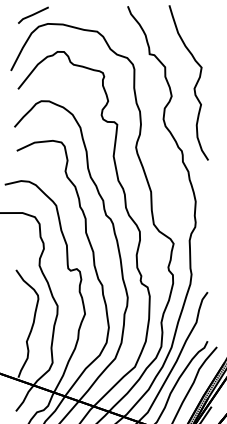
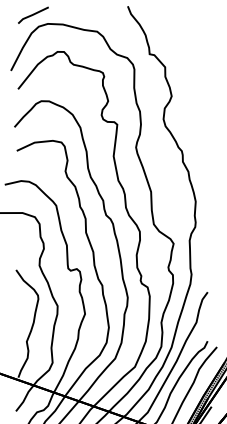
curve: present -> none (194, 86)
